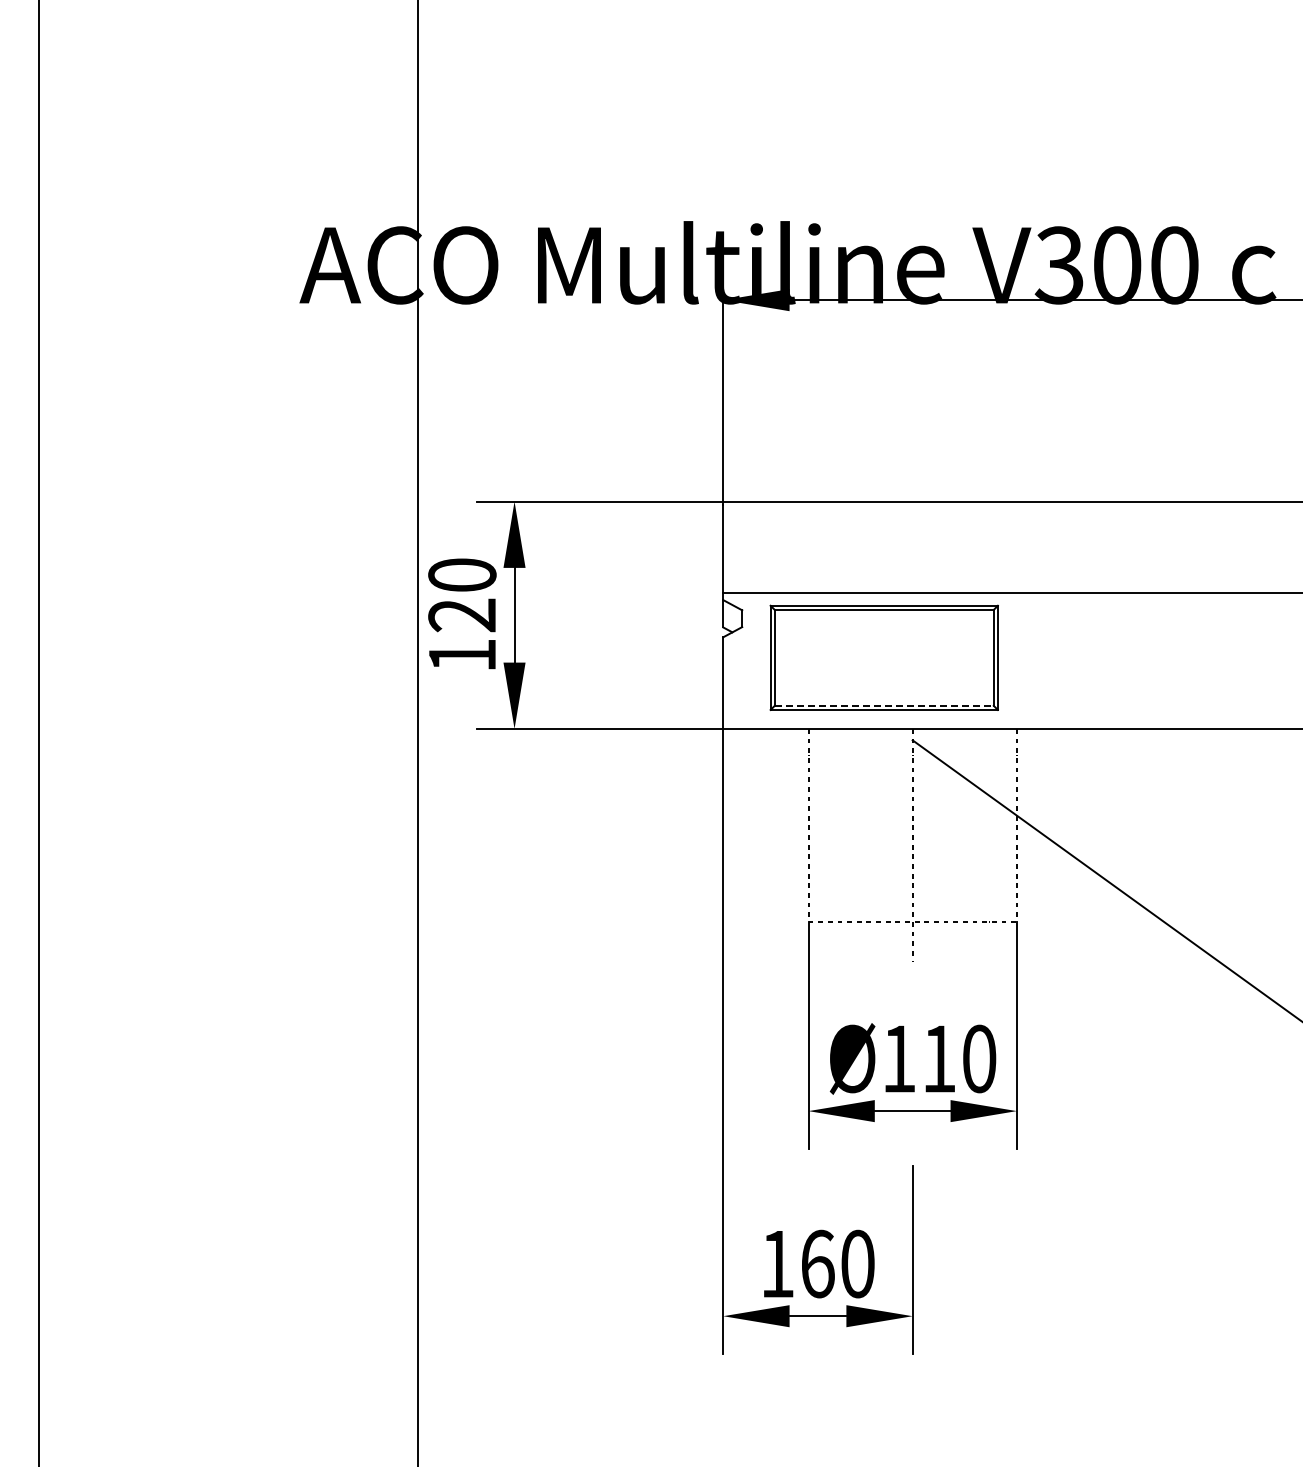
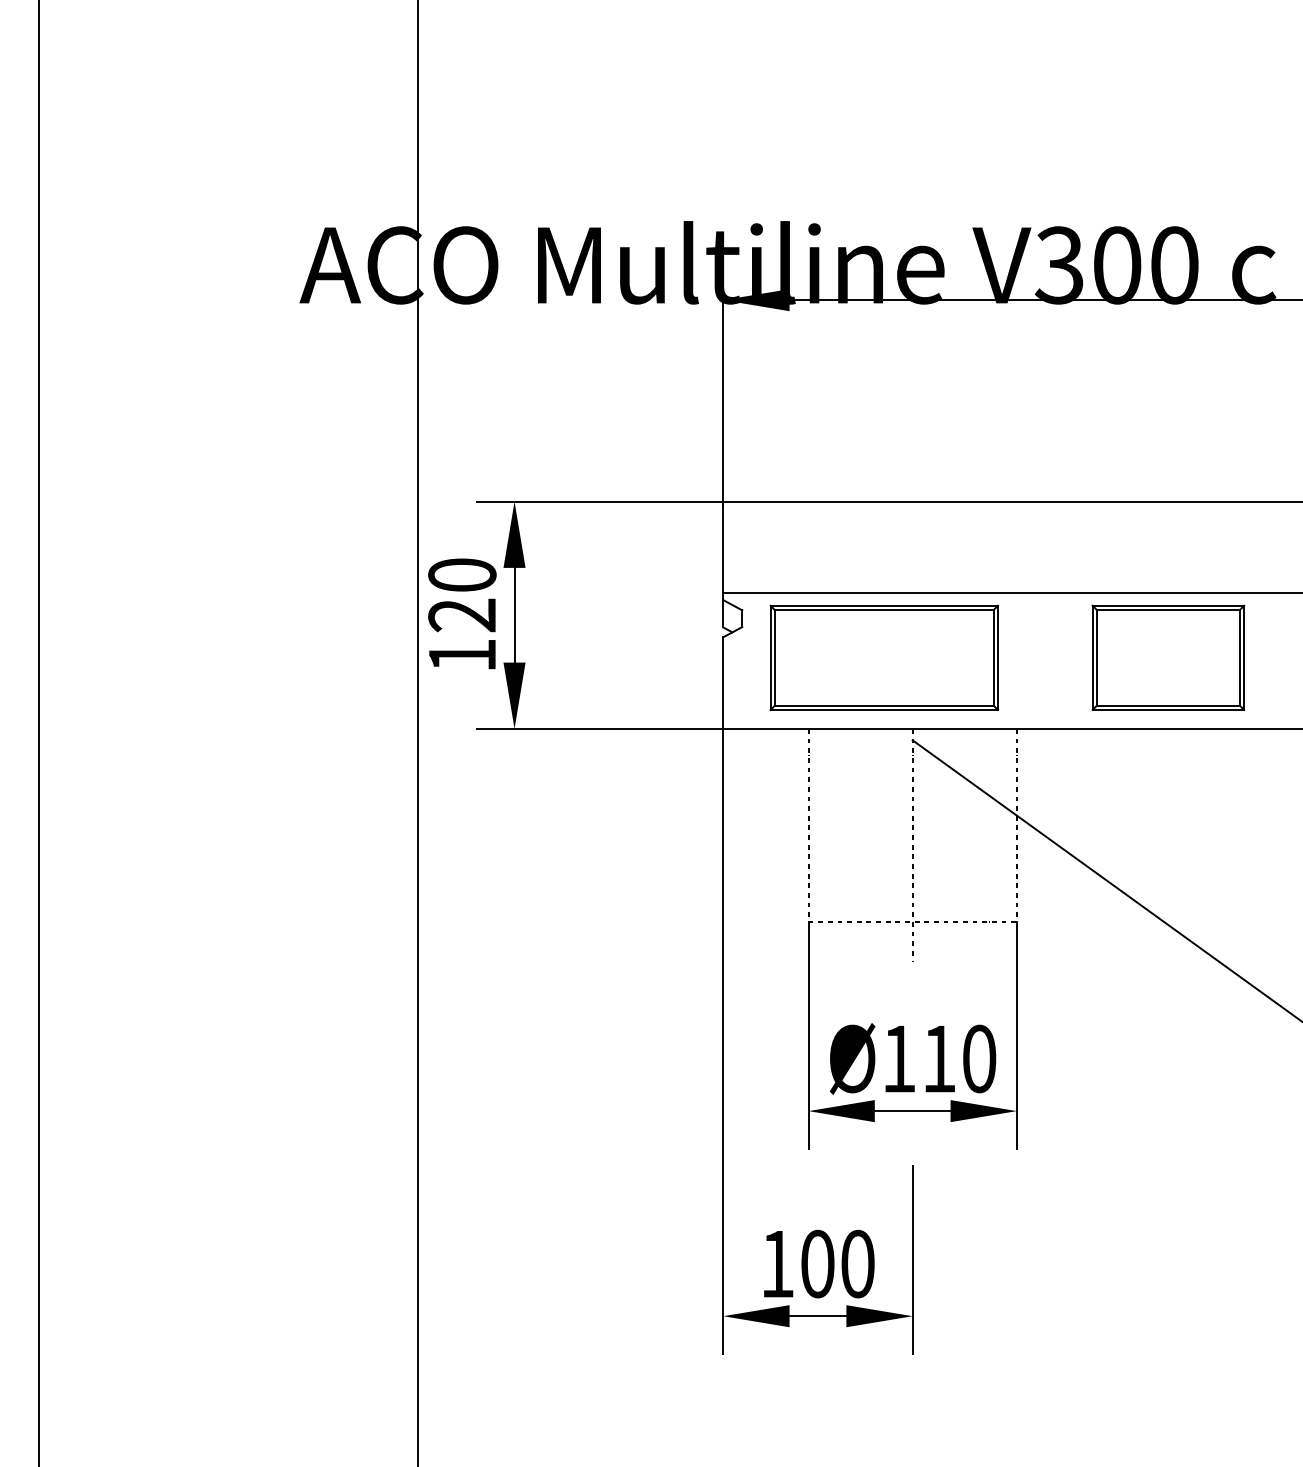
part: none -> present (1168, 657)
line: dashed -> solid (884, 705)
text: 160 -> 100 (817, 1263)
